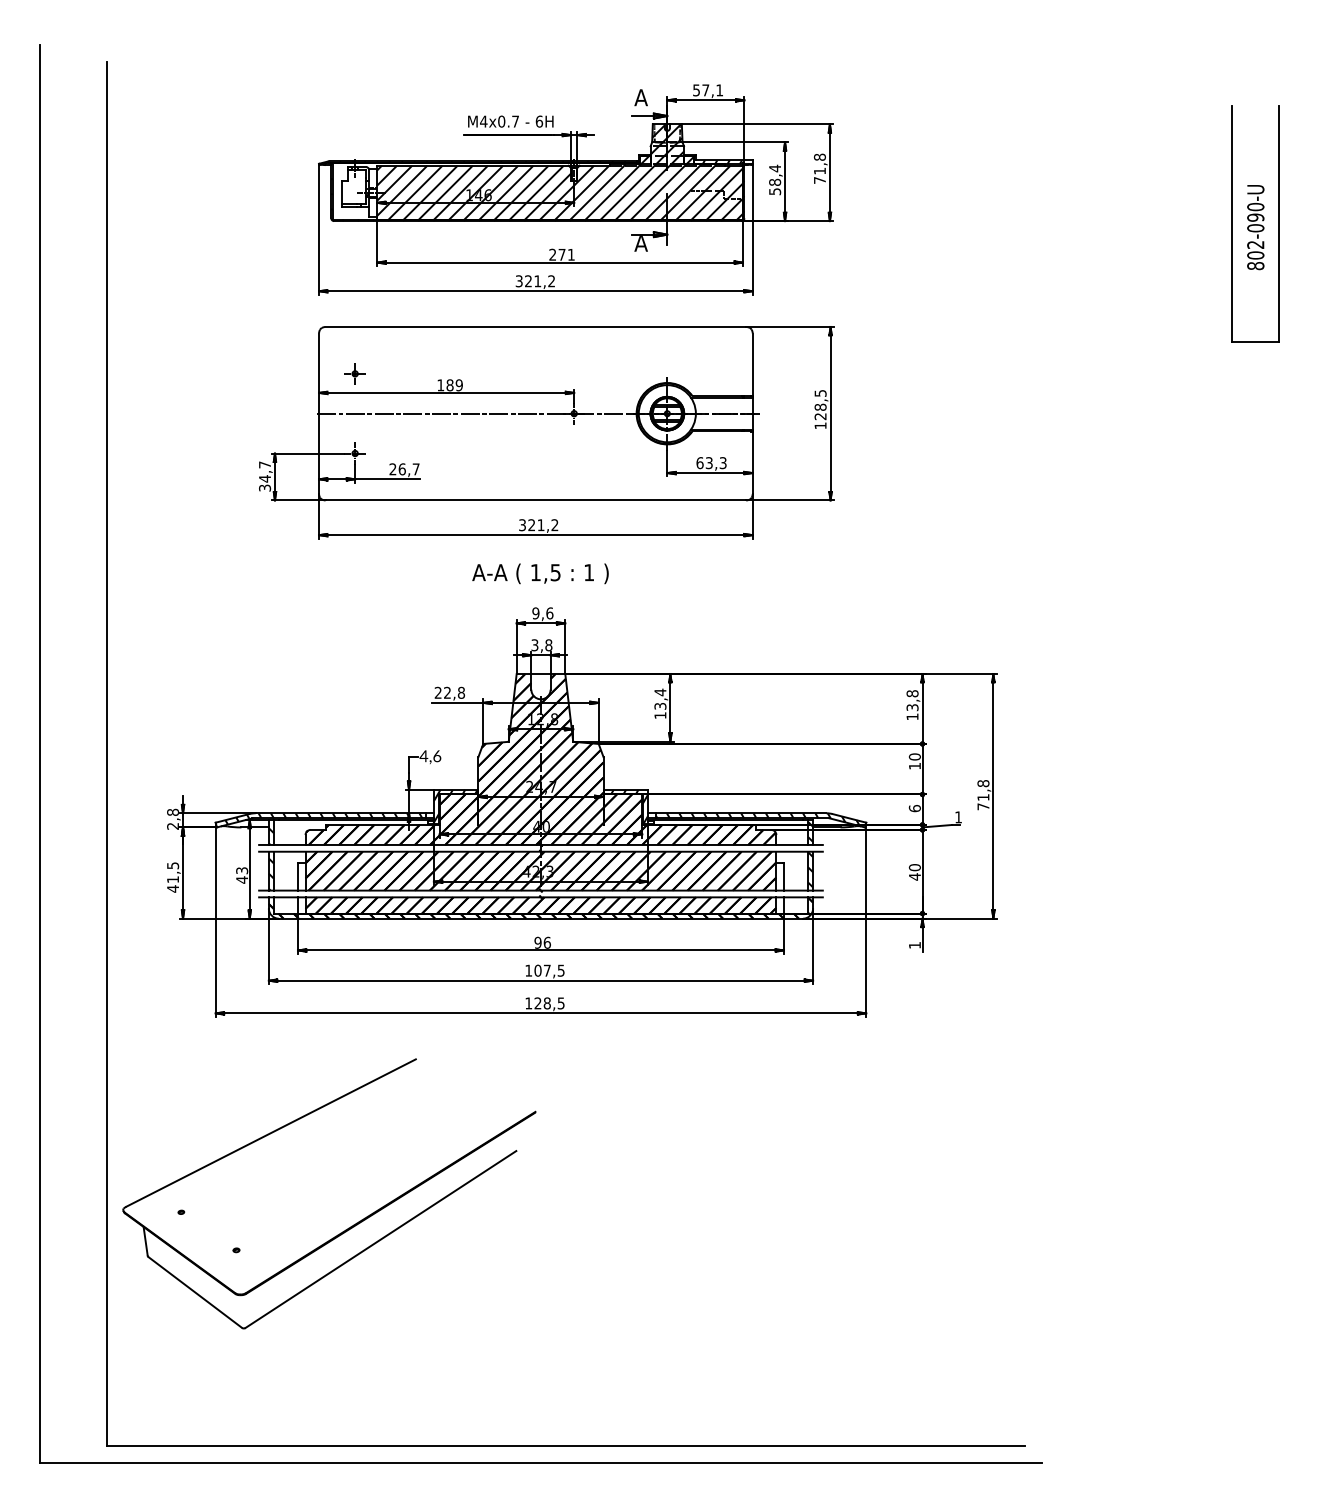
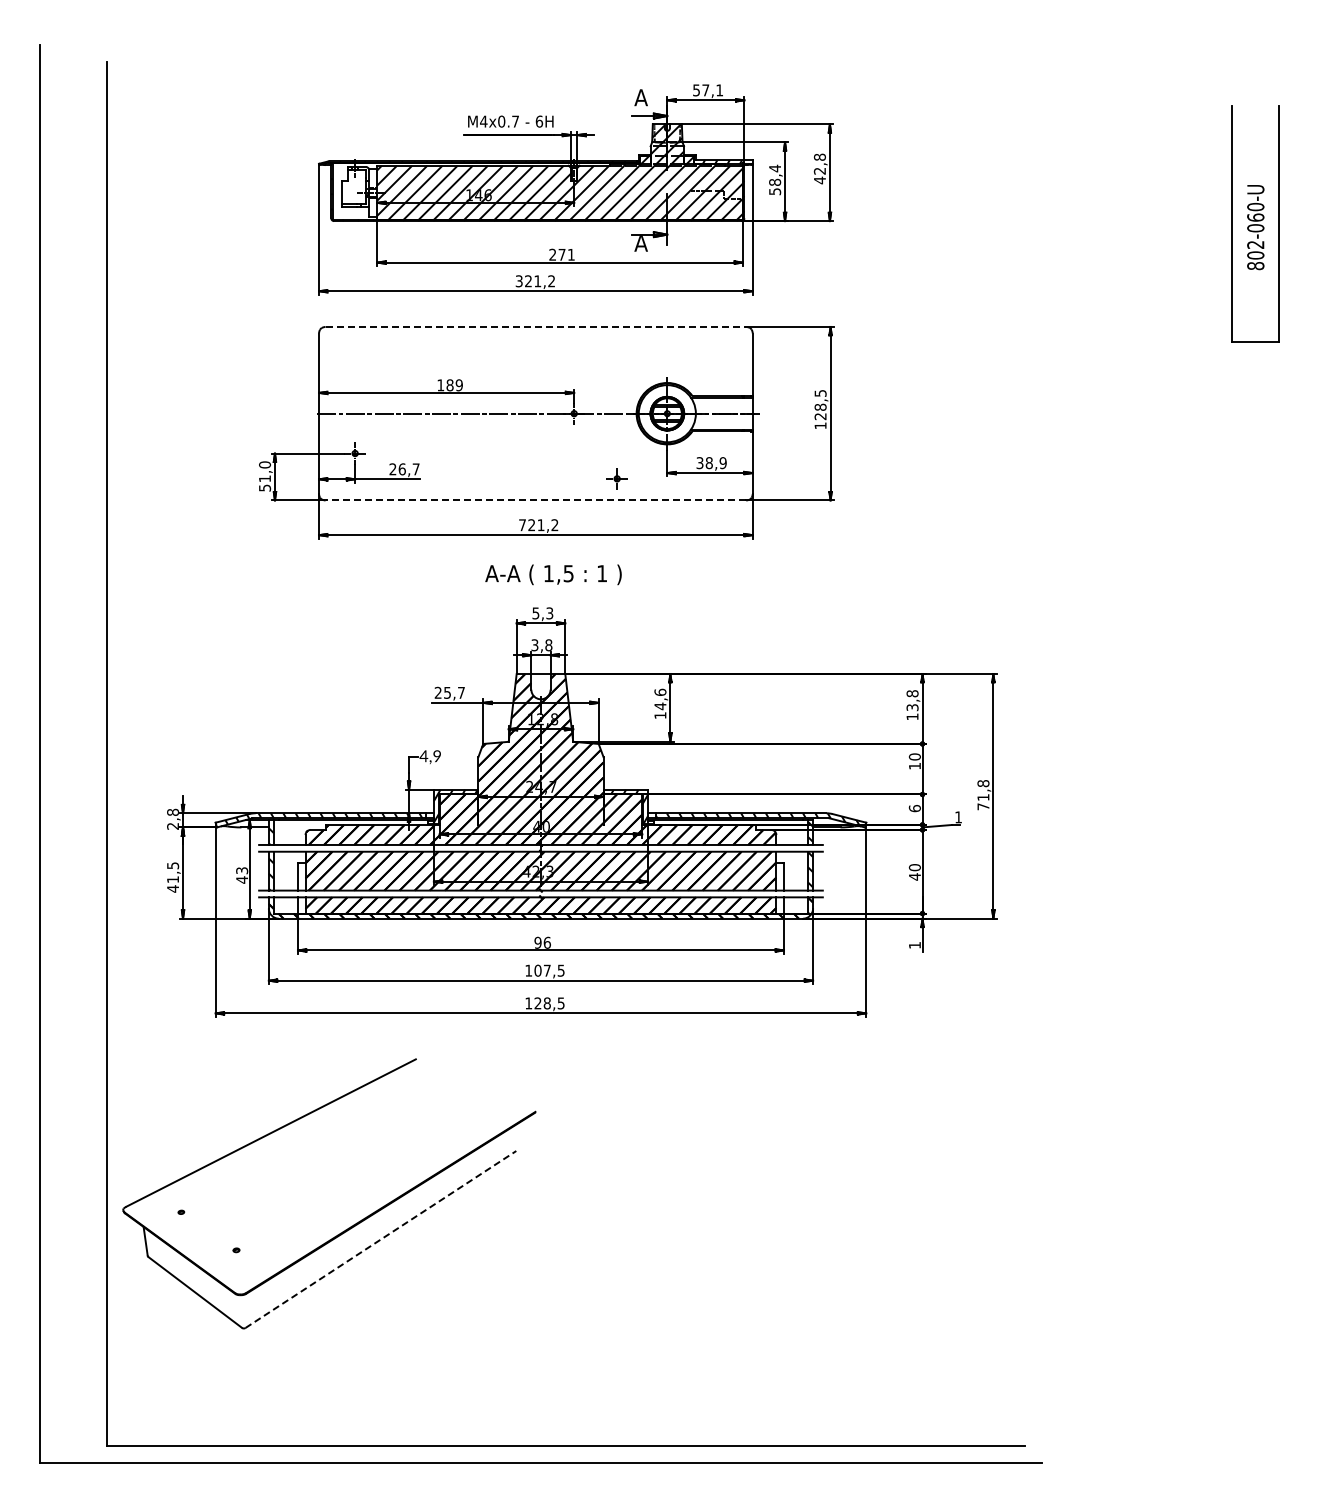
text: 71,8 -> 42,8 (819, 176)
text: 802-090-U -> 802-060-U (1255, 217)
line: solid -> dashed (536, 326)
part position: (354, 373) -> (616, 478) (616, 478)
text: 63,3 -> 38,9 (711, 463)
text: 34,7 -> 51,0 (264, 476)
line: solid -> dashed (535, 500)
text: 321,2 -> 721,2 (522, 525)
text position: (540, 573) -> (553, 574) (553, 574)
text: 9,6 -> 5,3 (542, 613)
text: 22,8 -> 25,7 (454, 692)
text: 13,4 -> 14,6 (660, 699)
text: 4,6 -> 4,9 (437, 756)
line: solid -> dashed (380, 1239)
